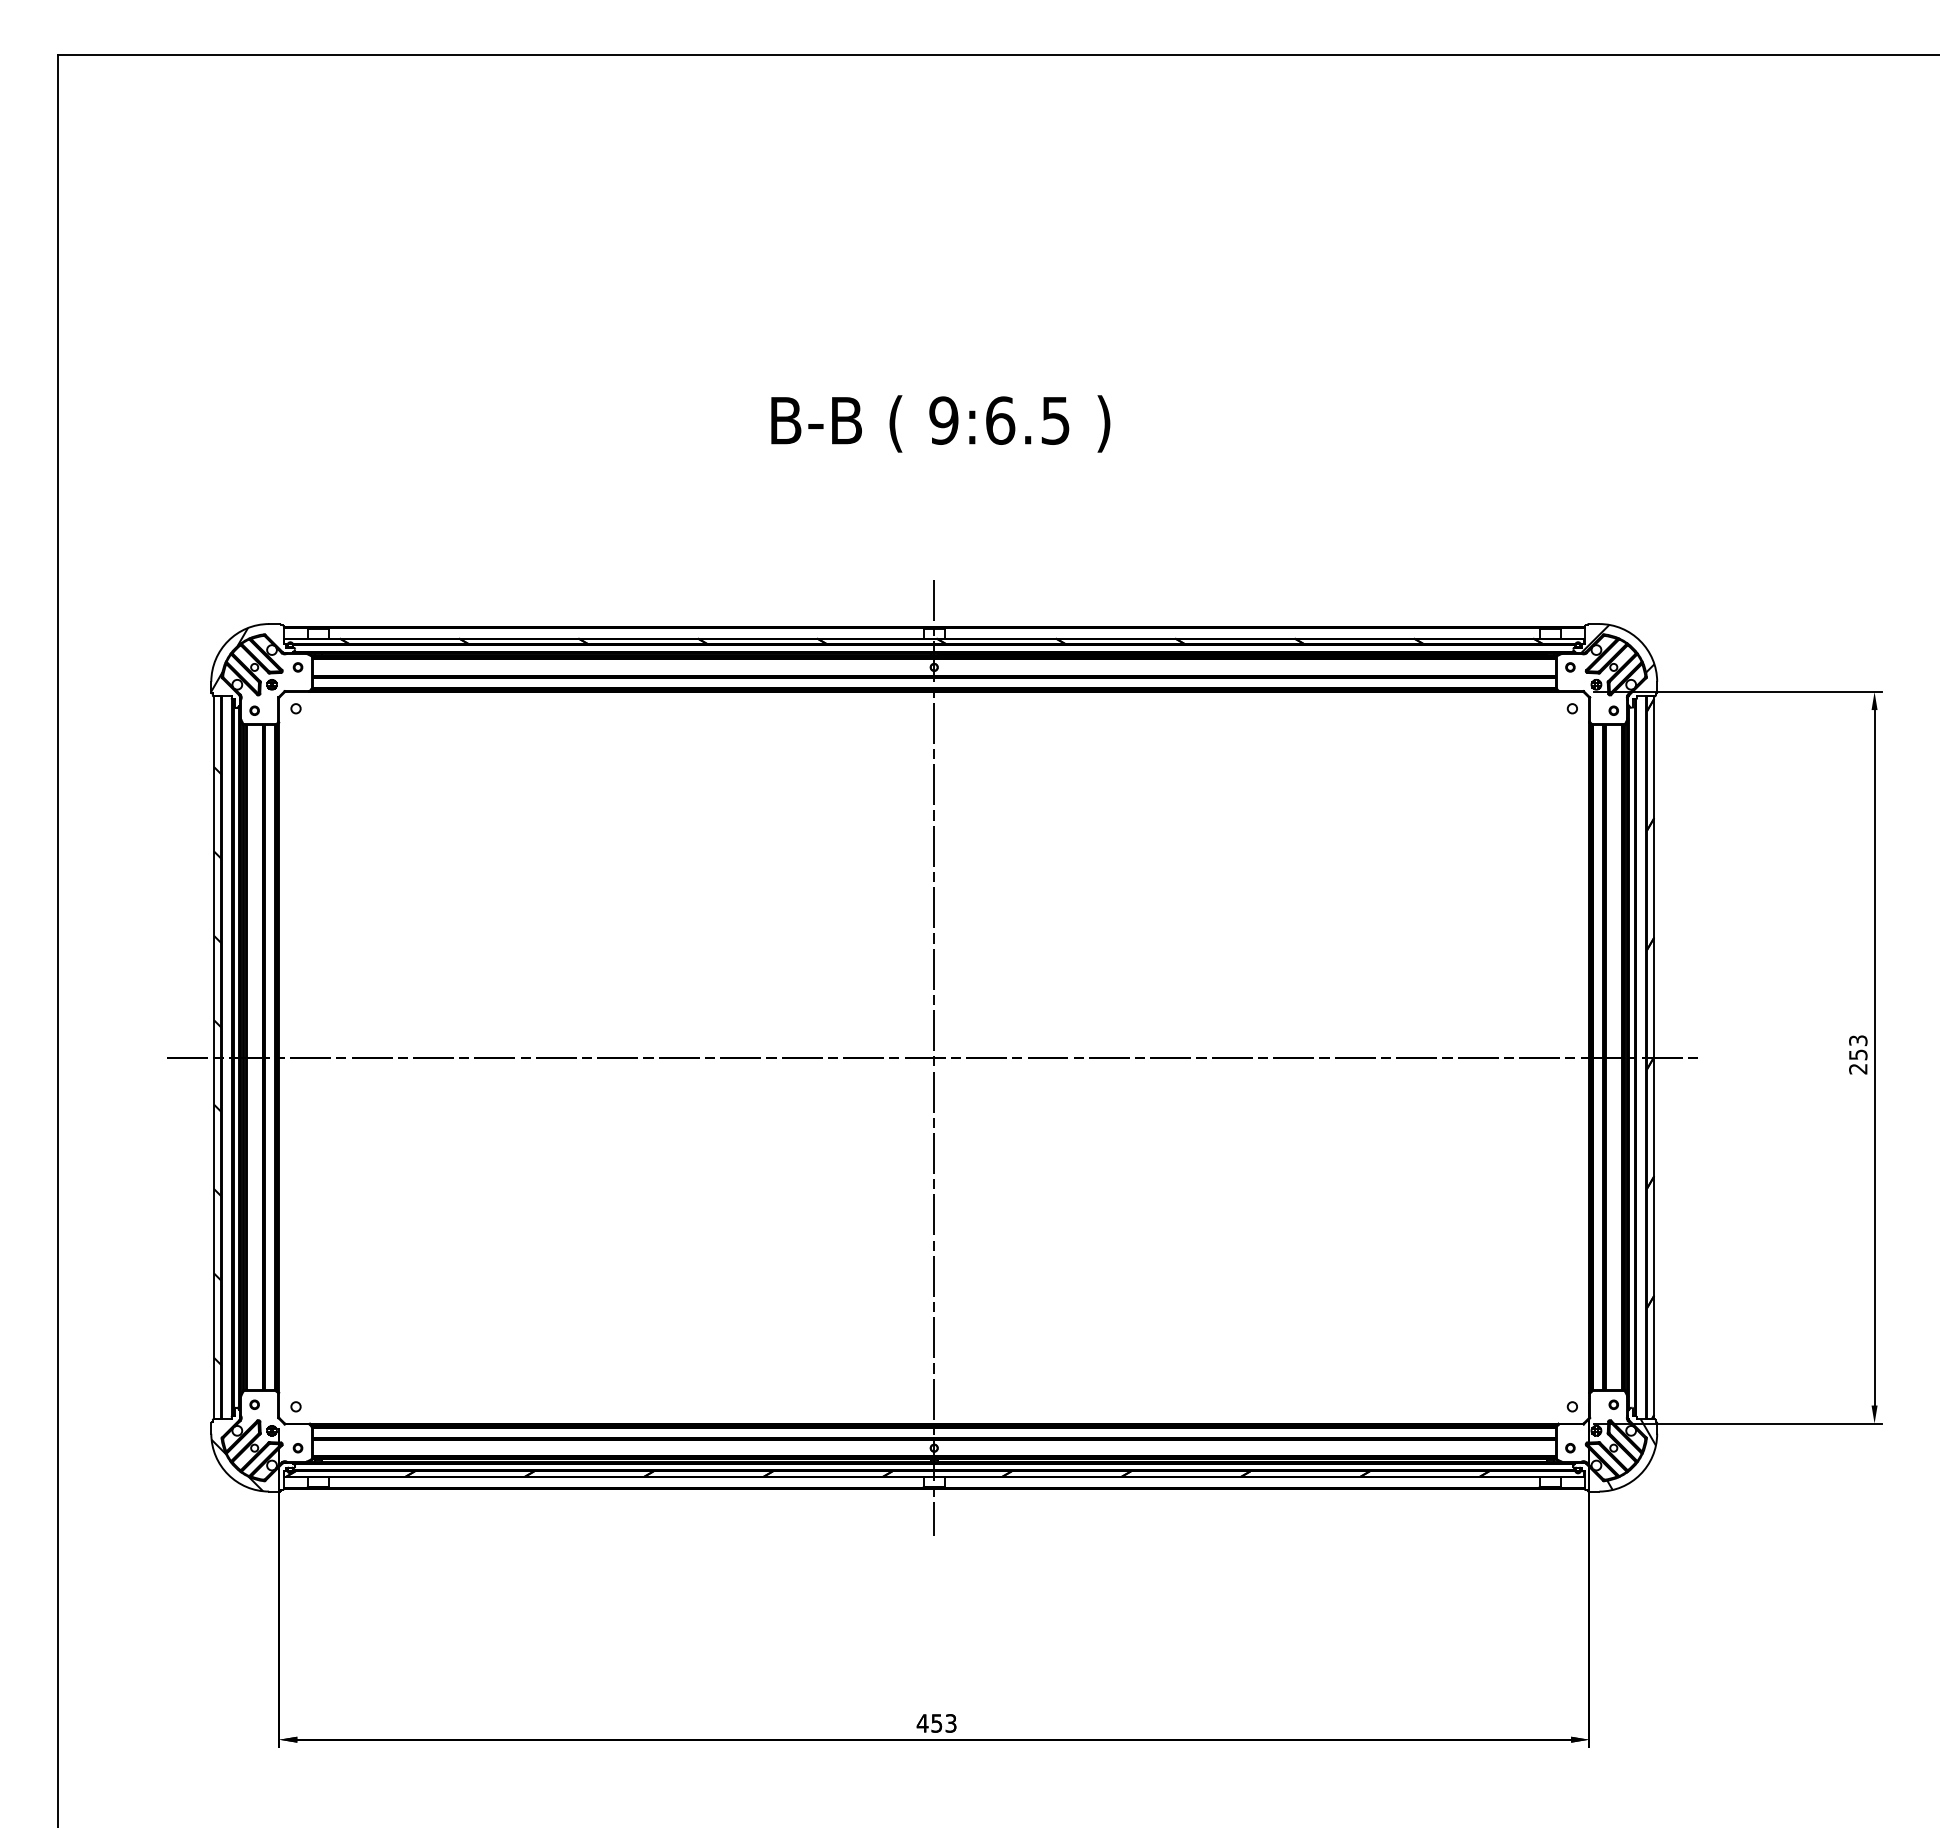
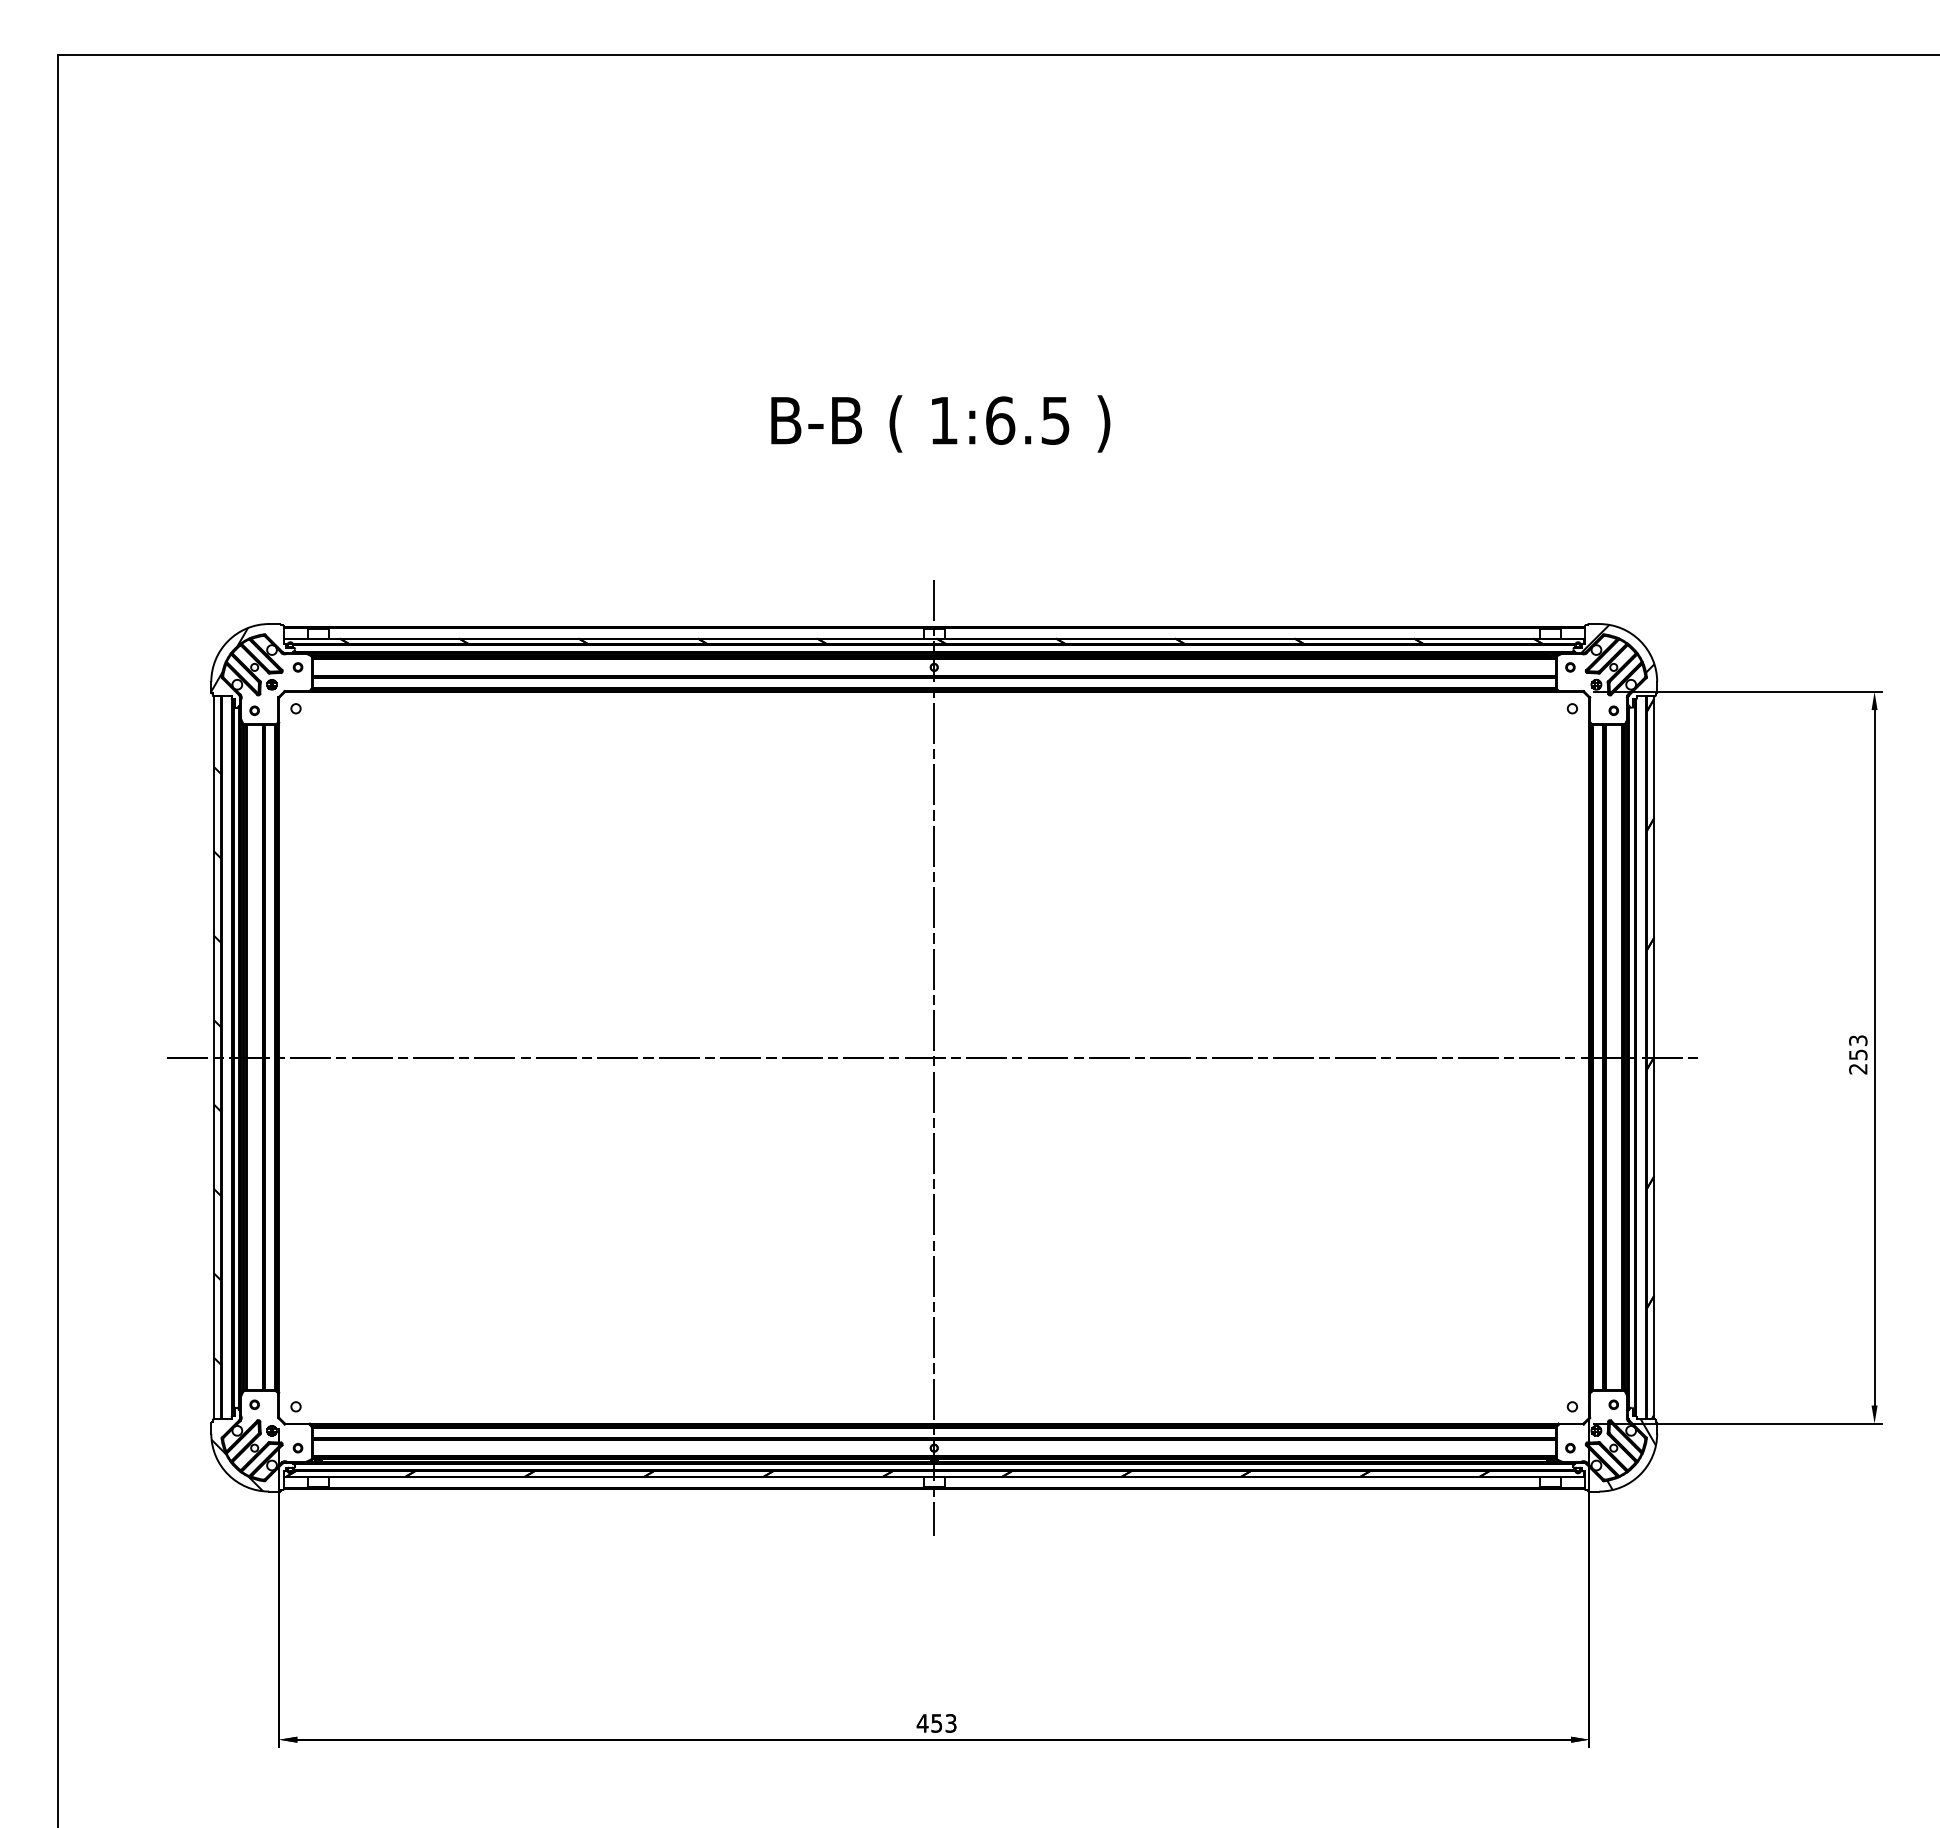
text: 9:6.5 -> 1:6.5 (943, 420)
